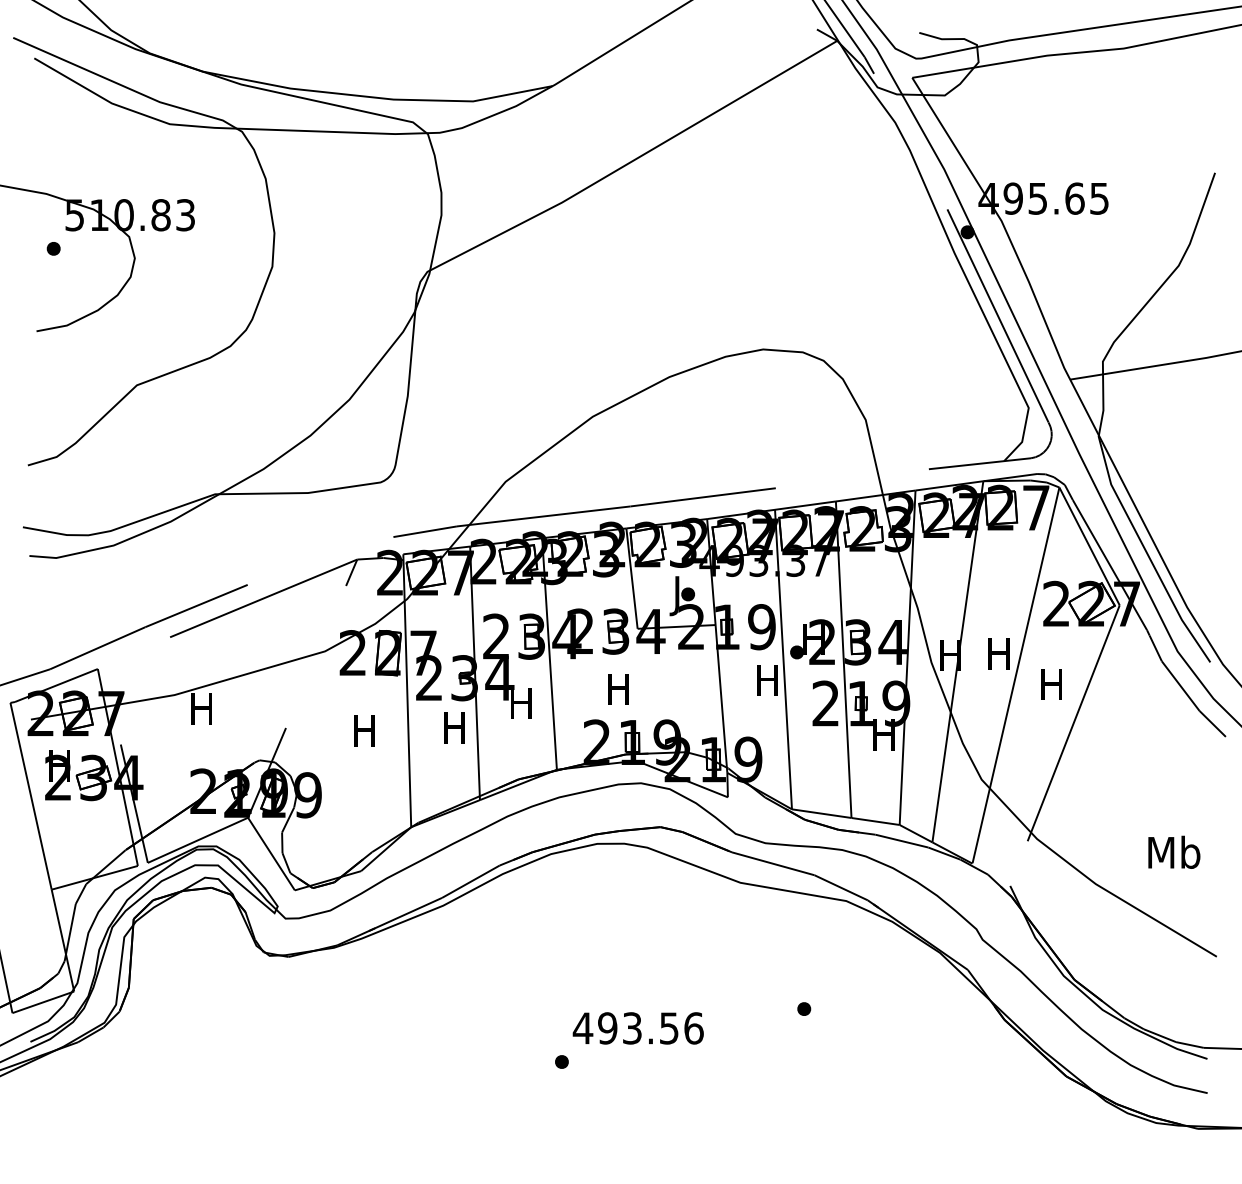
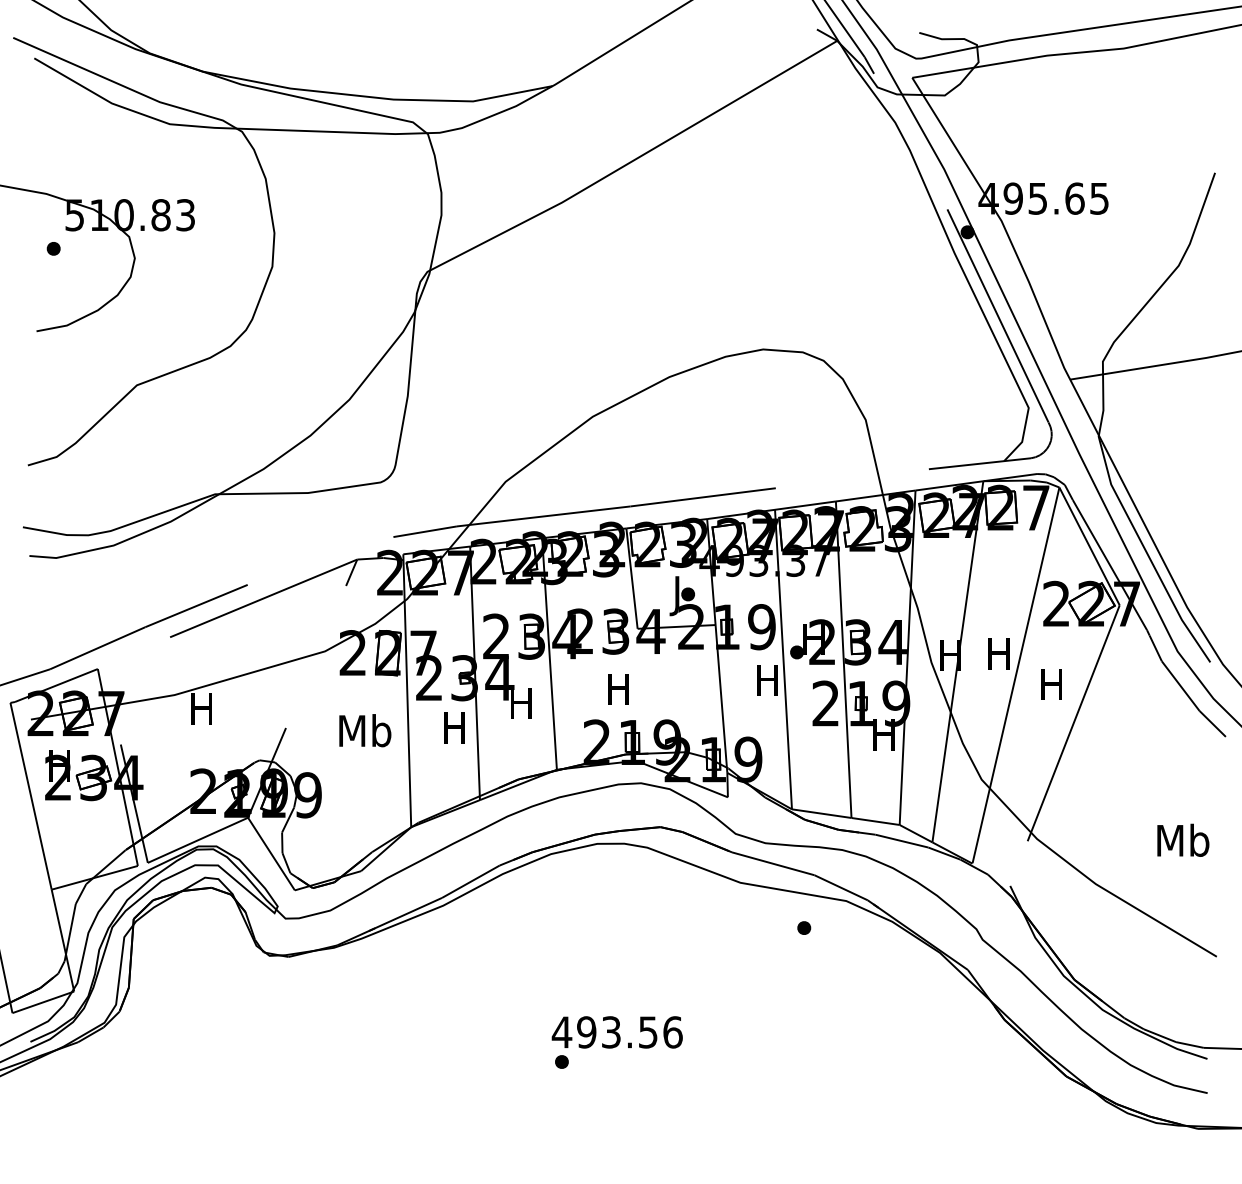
text: H -> Mb (365, 730)
text position: (1174, 851) -> (1183, 839) (1183, 839)
part position: (804, 1008) -> (804, 927) (804, 927)
text position: (637, 1028) -> (616, 1032) (616, 1032)
